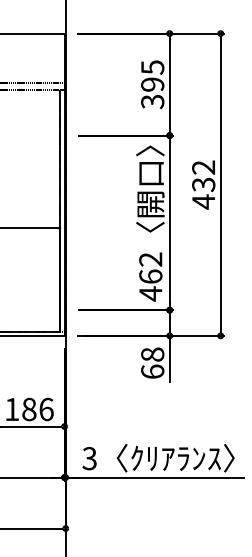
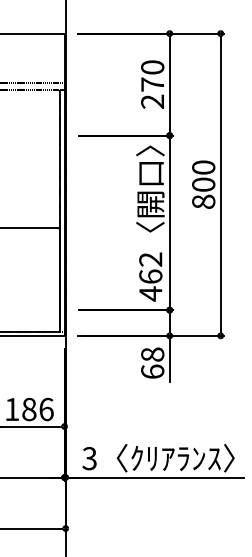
text: 395 -> 270 (152, 84)
text: 432 -> 800 (203, 184)
